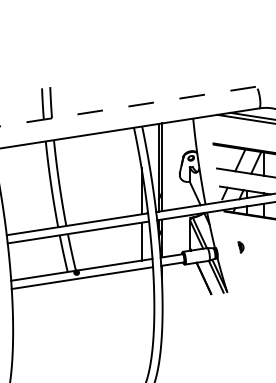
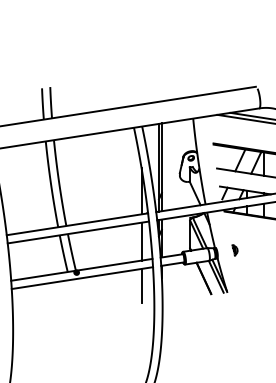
line: dashed -> solid (128, 106)
part position: (240, 247) -> (234, 250) (234, 250)
line: none -> present (141, 285)
